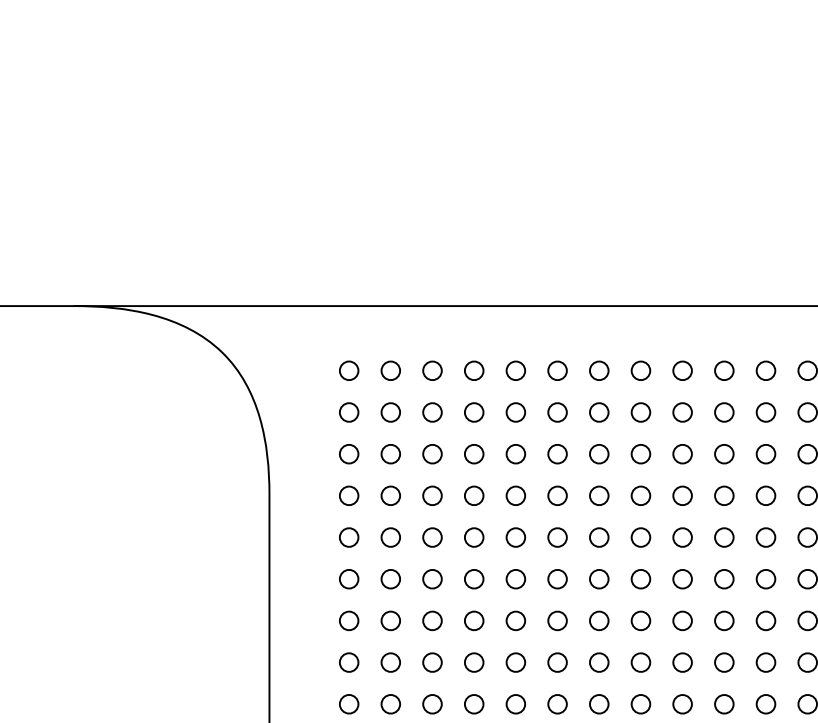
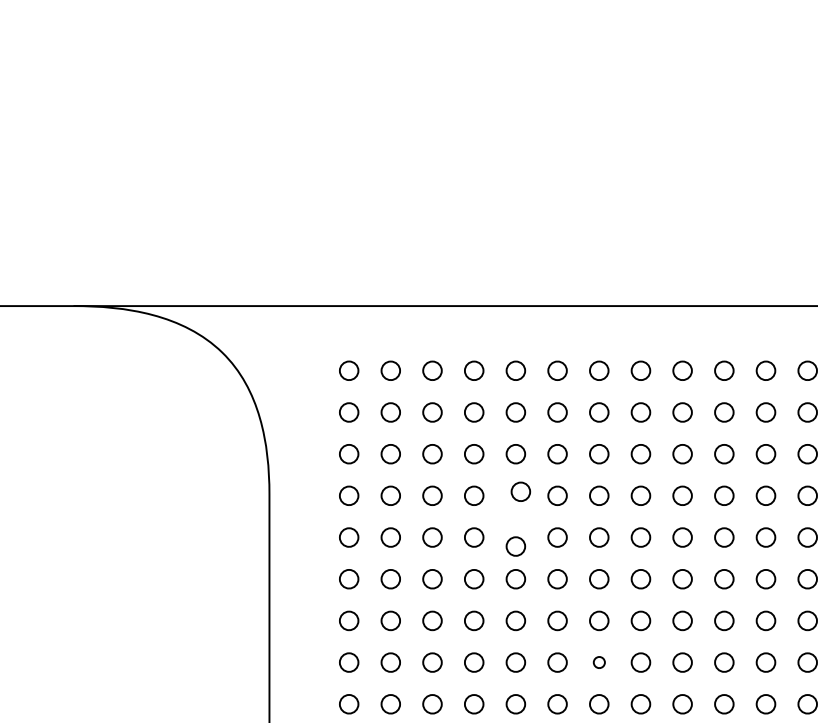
part position: (515, 495) -> (520, 491) (520, 491)
part position: (515, 537) -> (515, 546) (515, 546)
part size: 21x21 px -> 14x13 px (598, 662)
